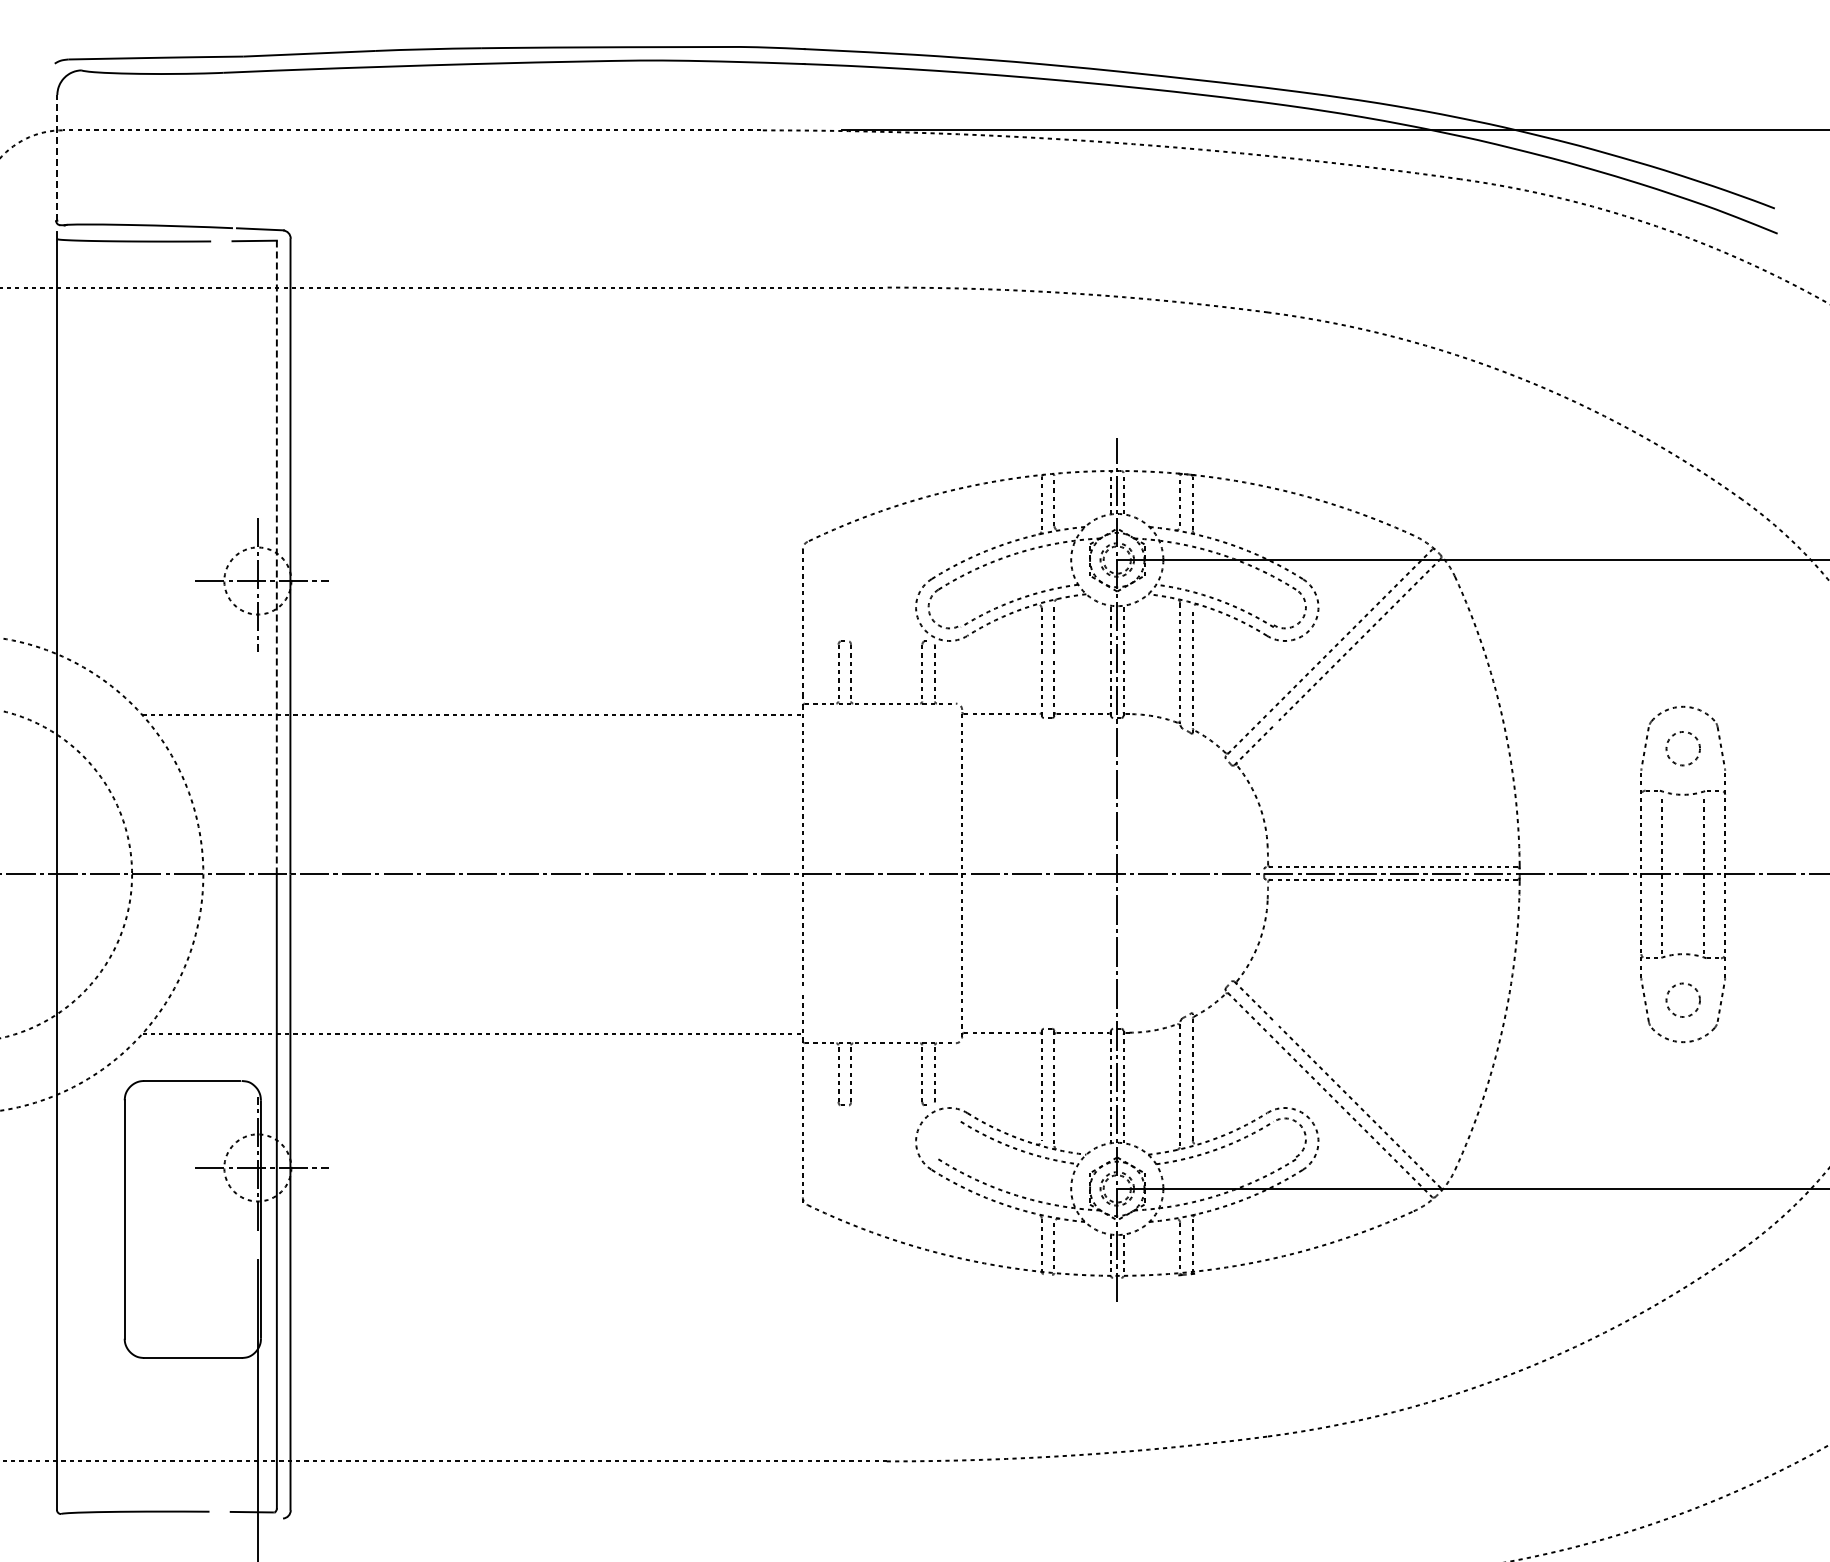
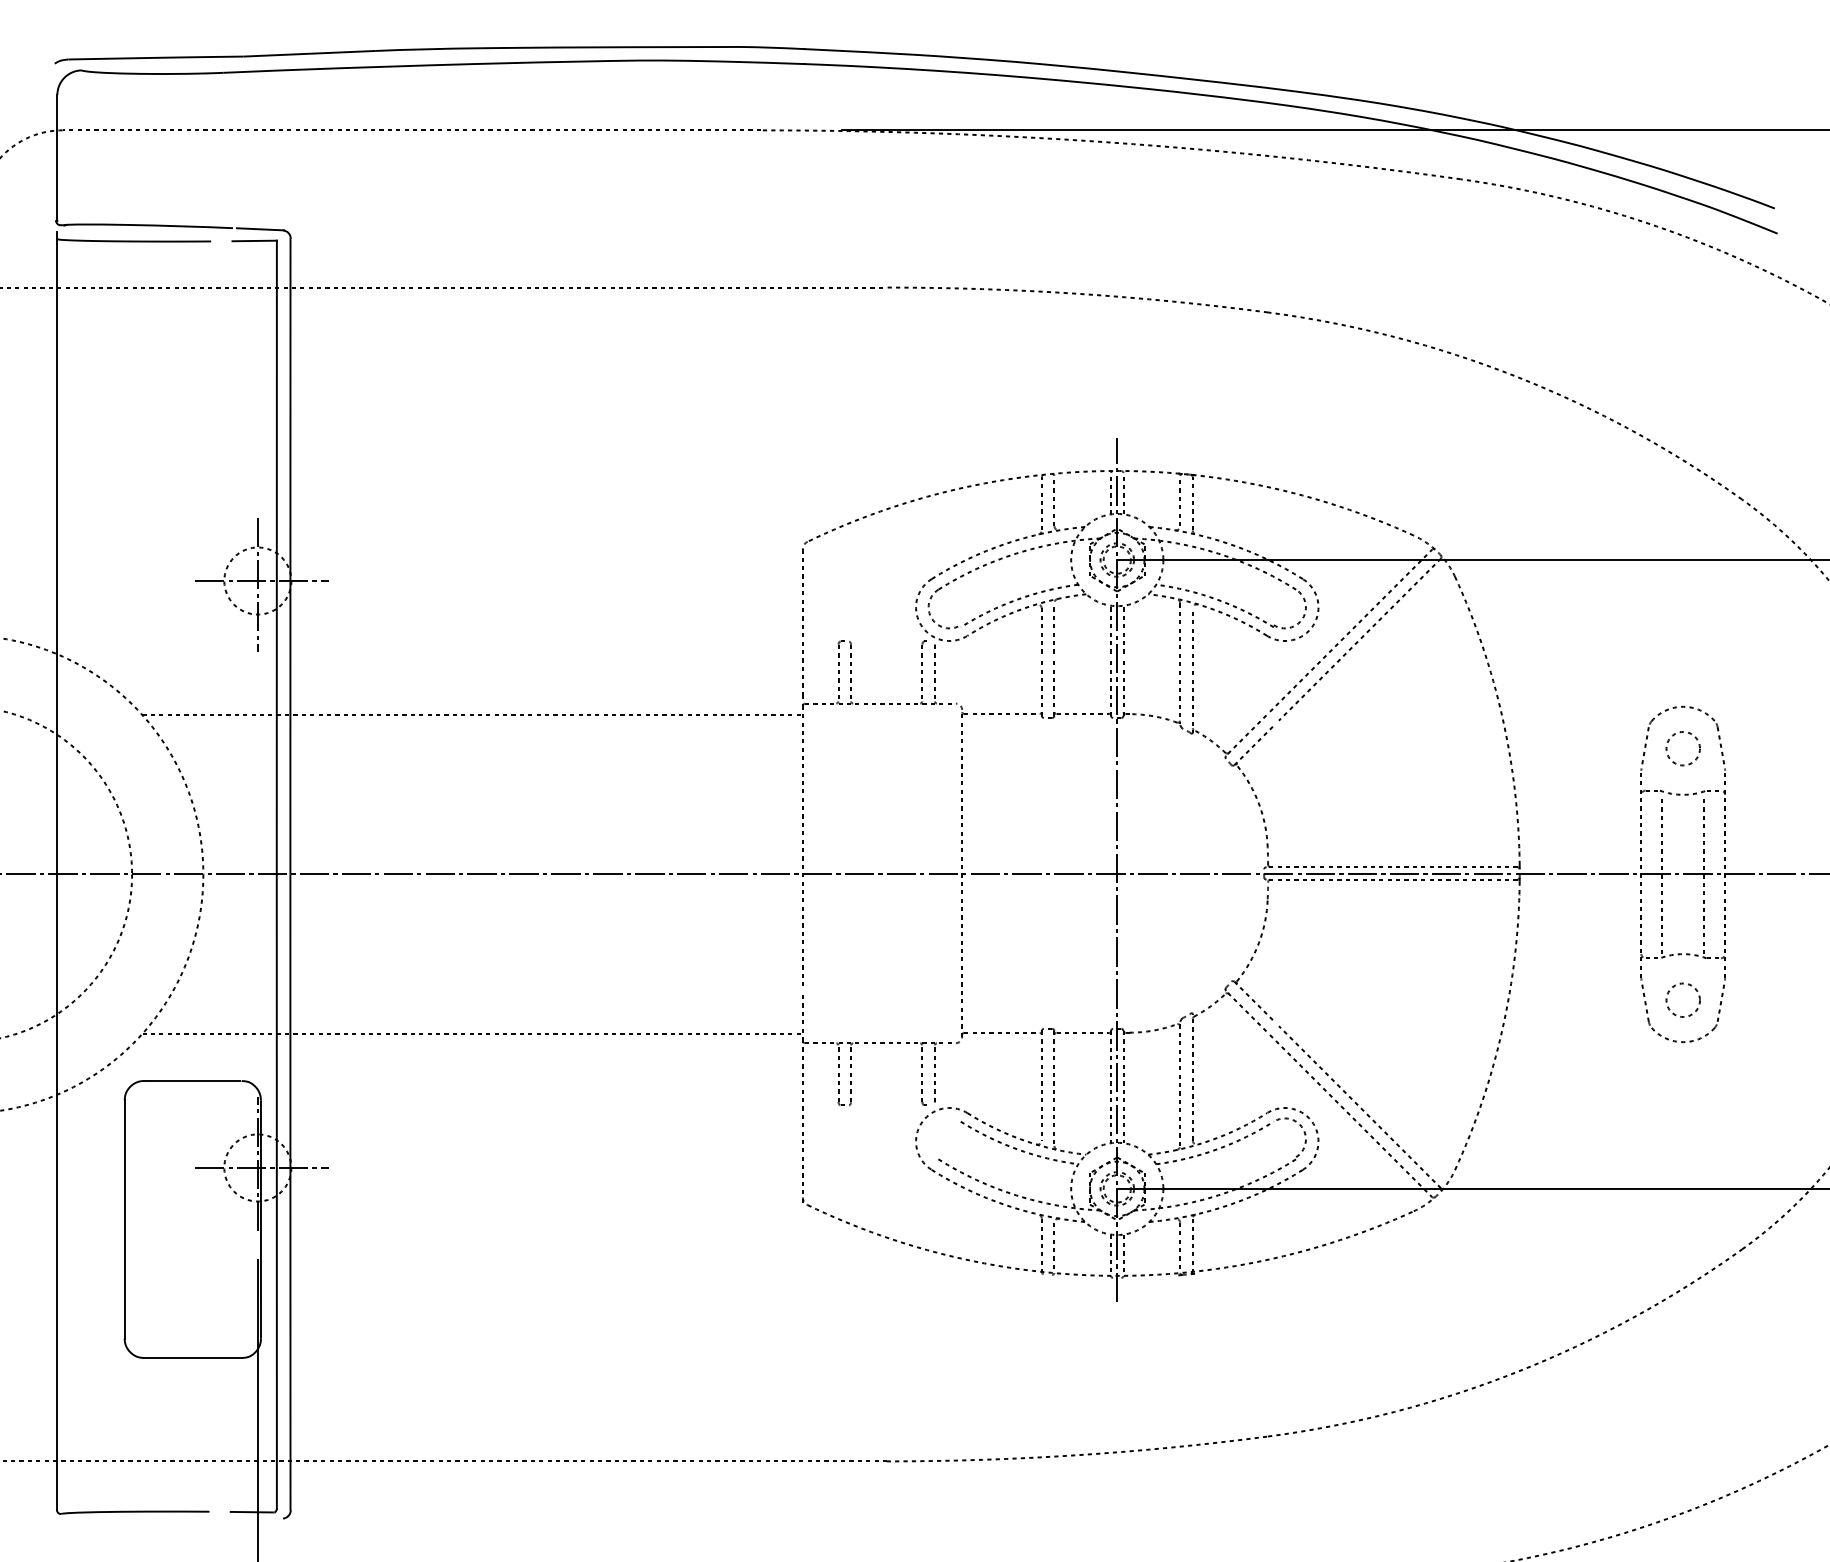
line: dashed -> solid (57, 157)
line: dashed -> solid (276, 557)
